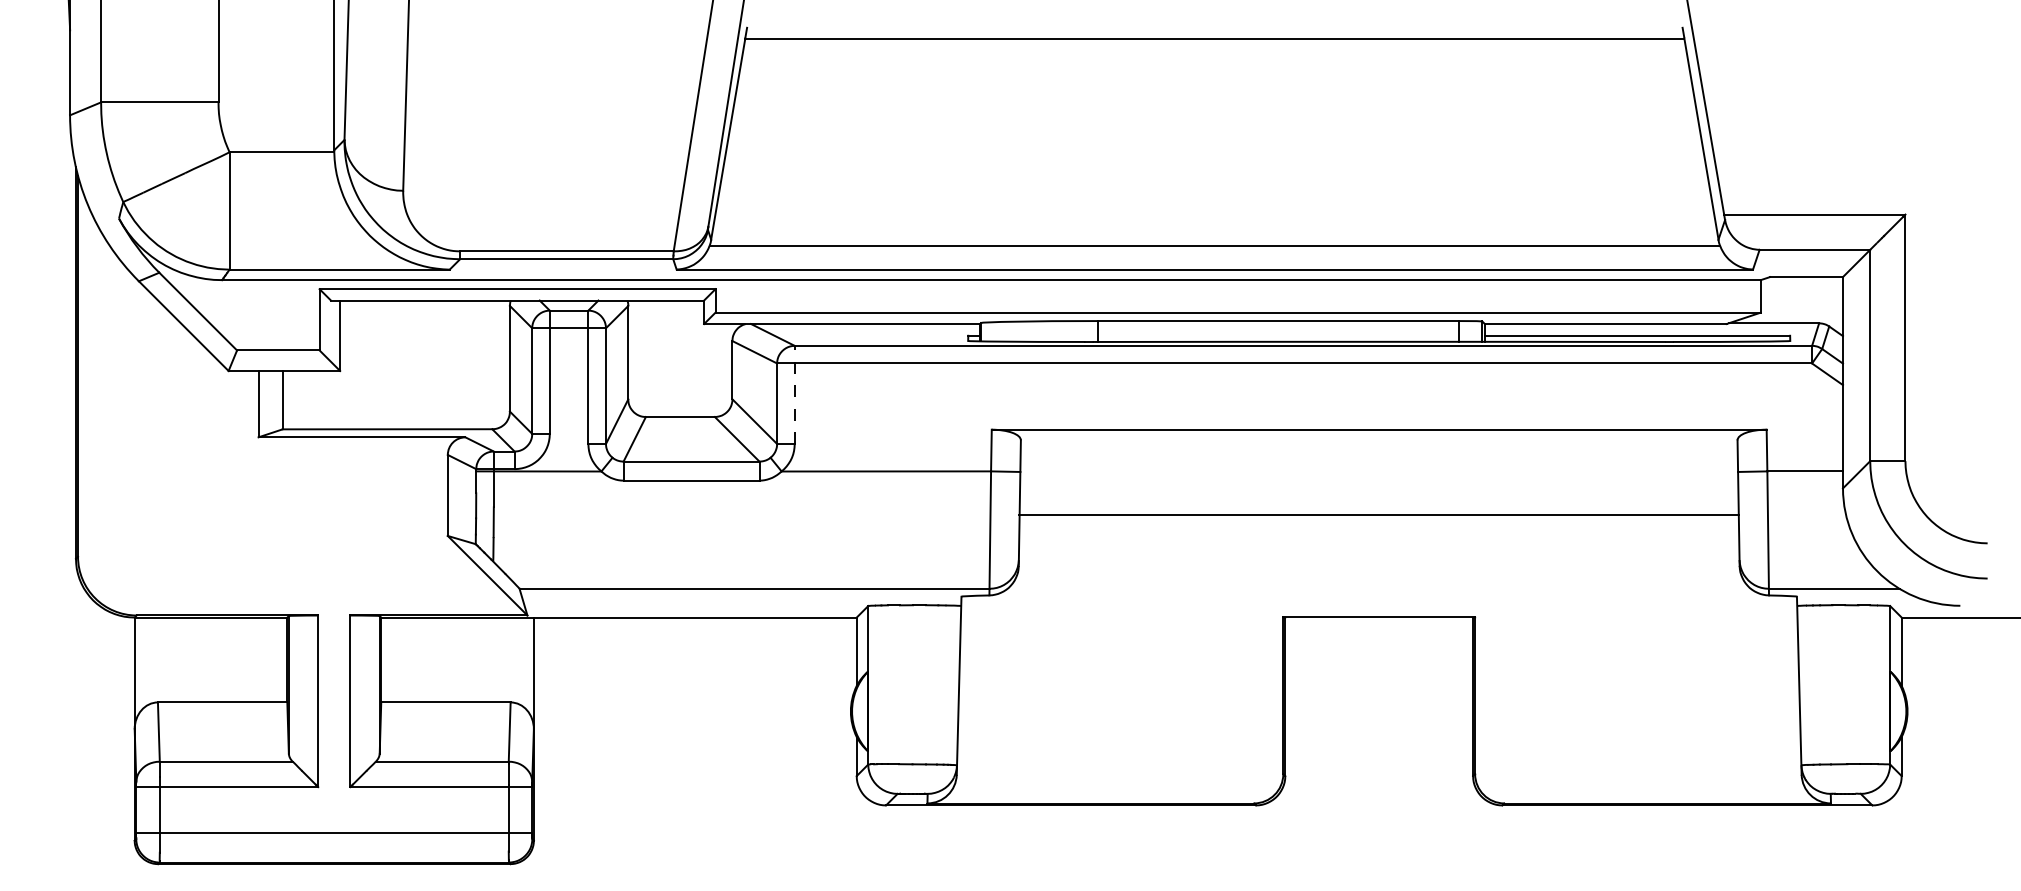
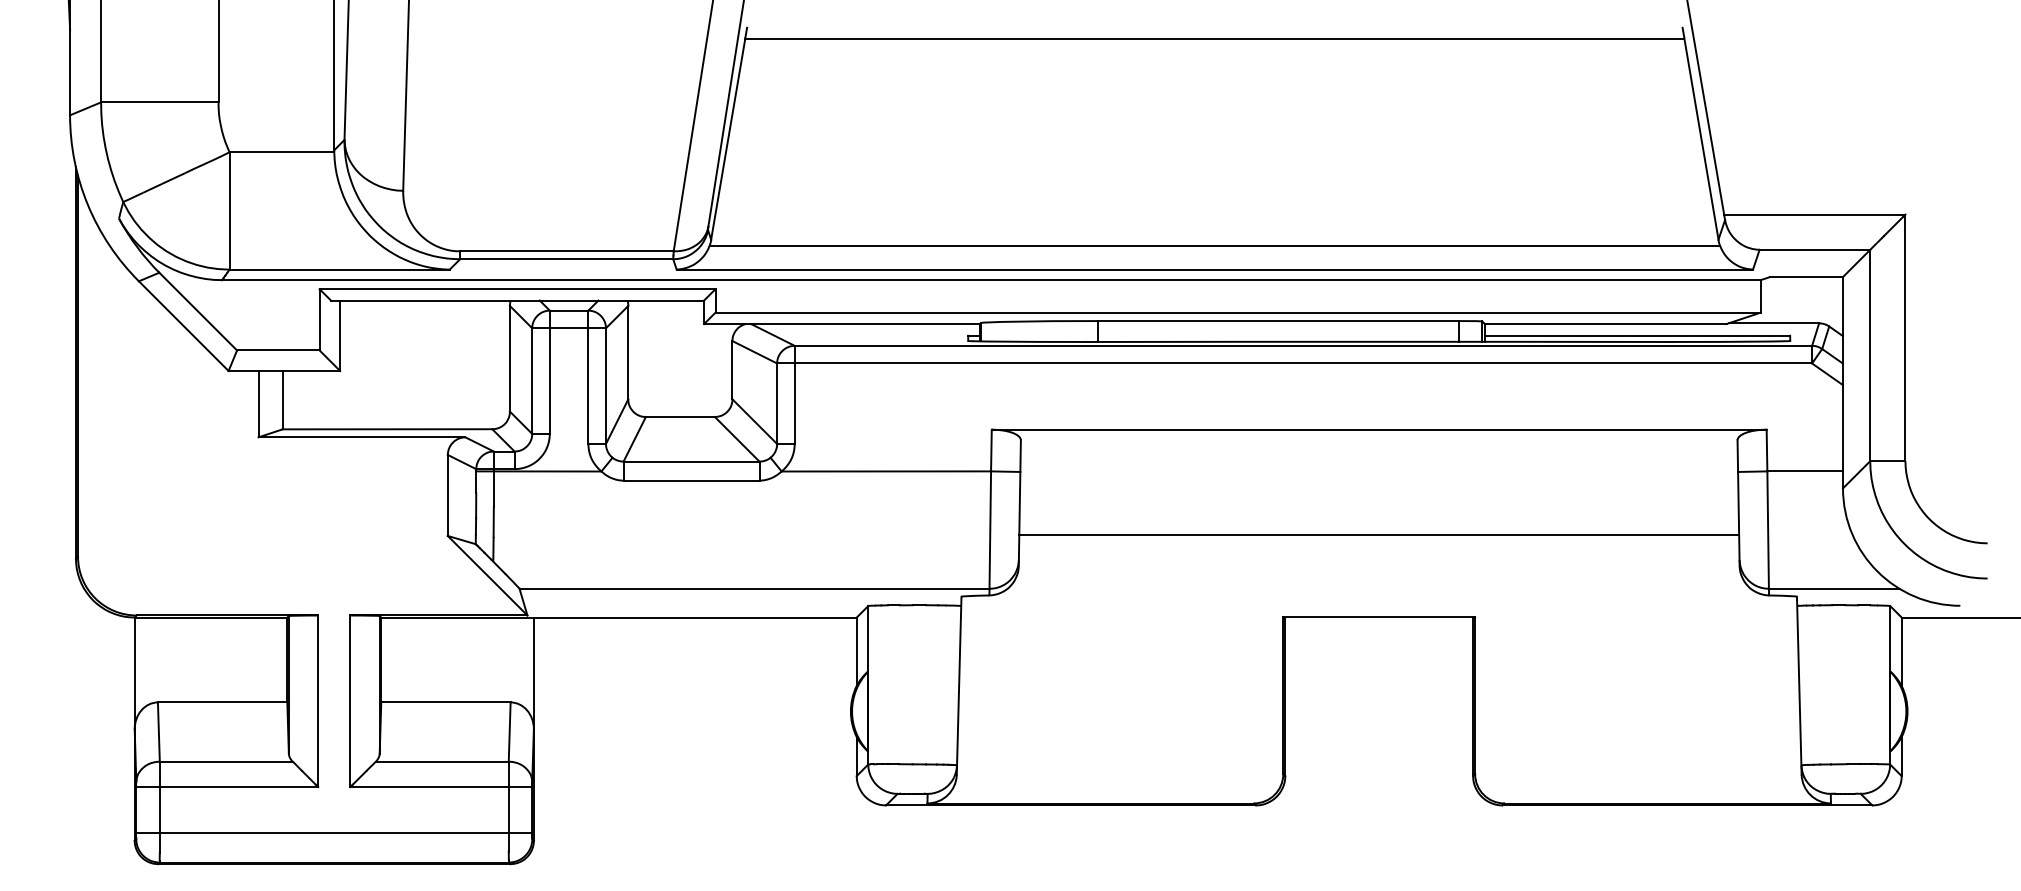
line: dashed -> solid (794, 394)
line position: (1379, 515) -> (1379, 535) (1379, 535)
